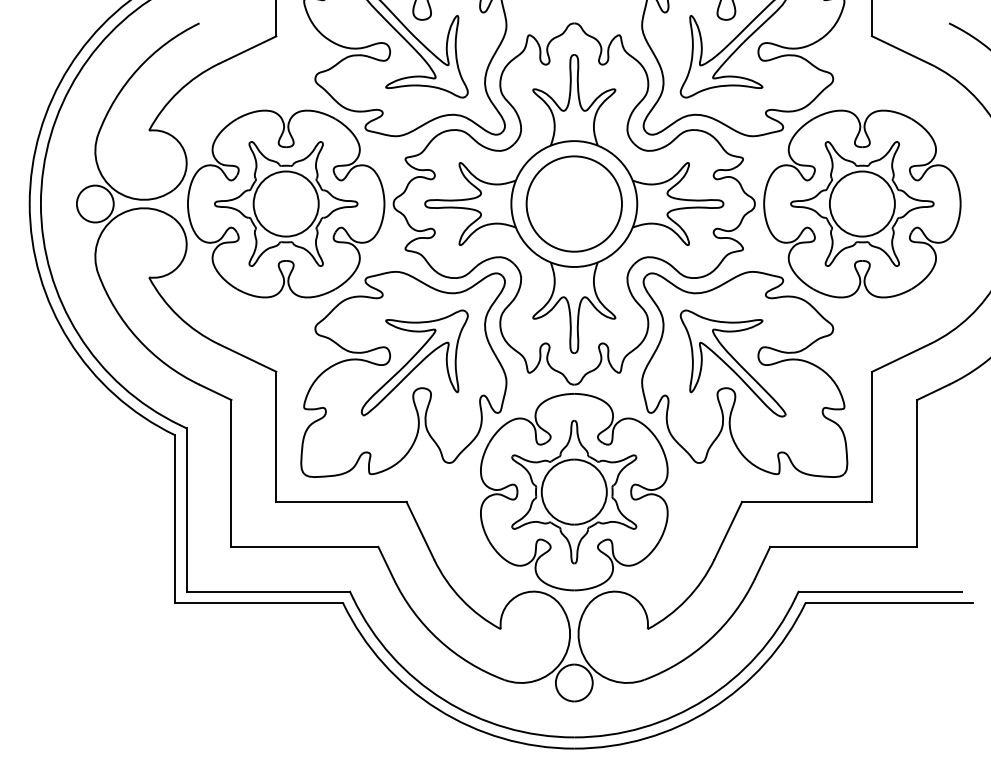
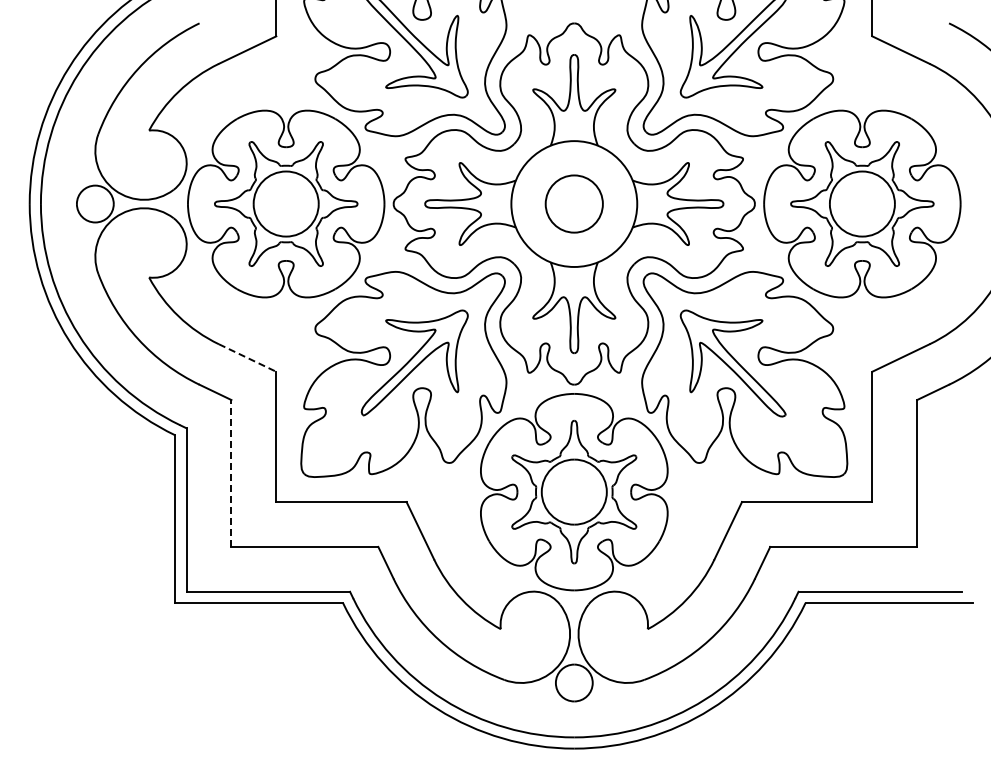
circle diameter: 95 px -> 57 px (573, 203)
line: solid -> dashed (247, 358)
line: solid -> dashed (231, 472)
